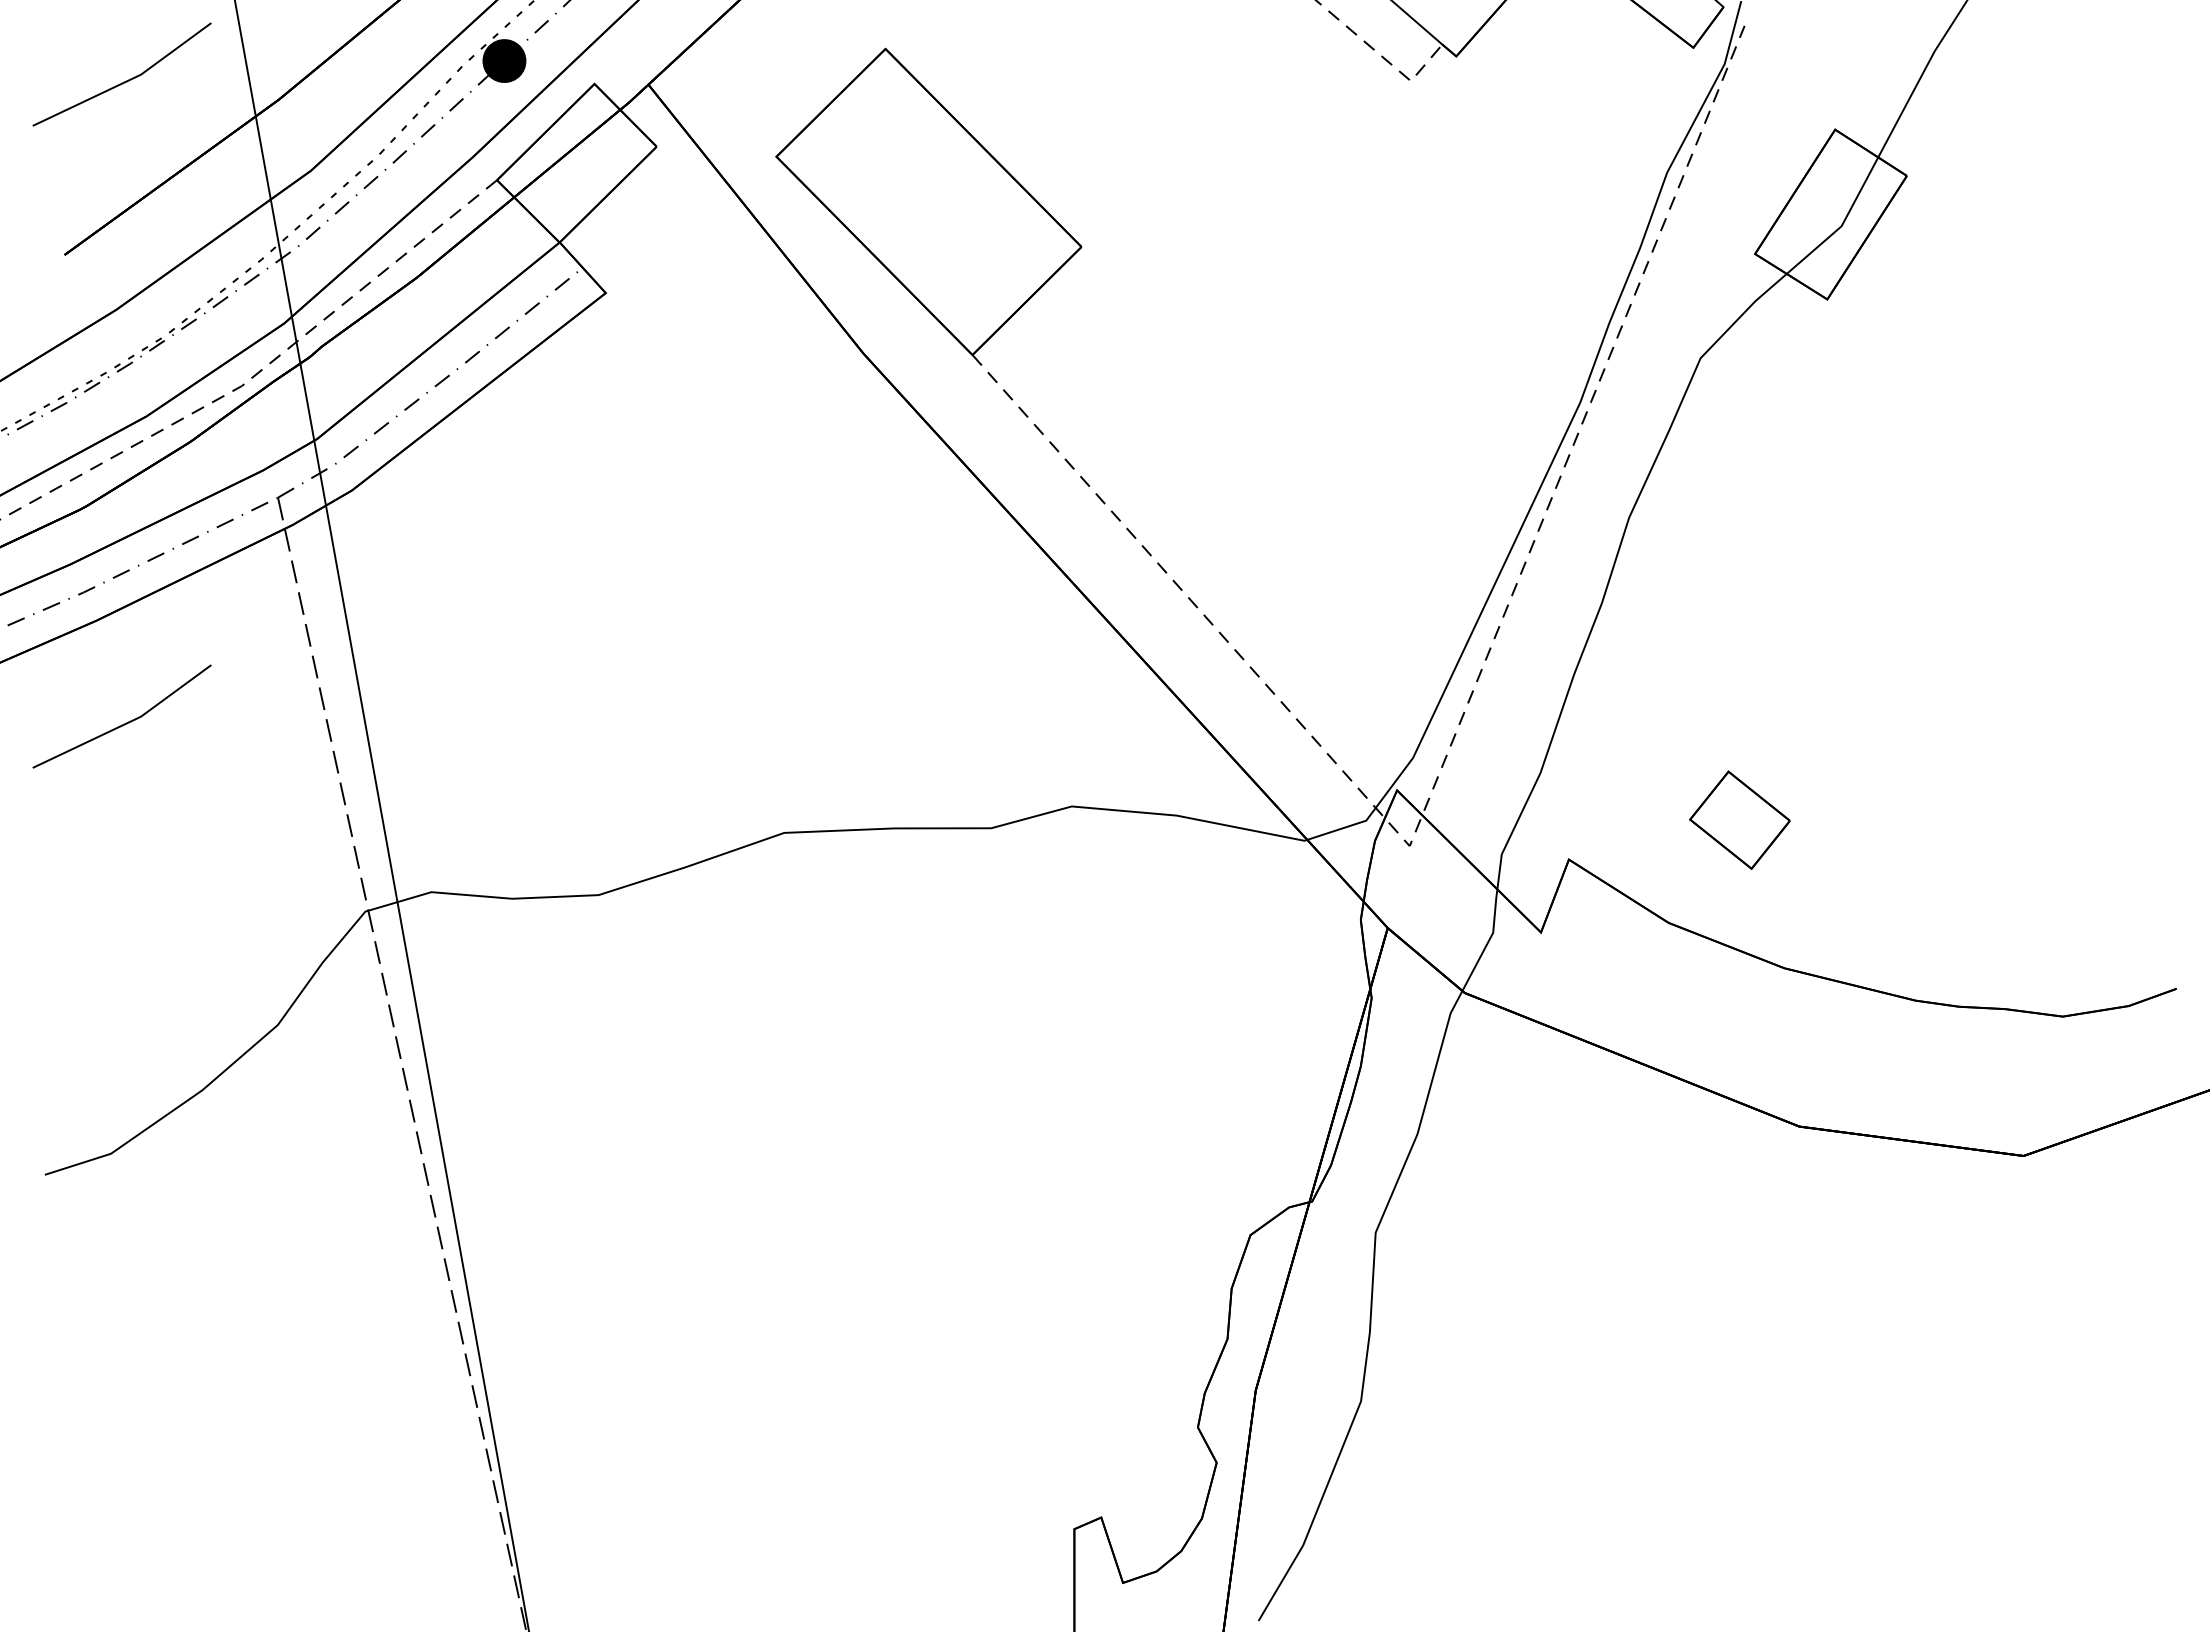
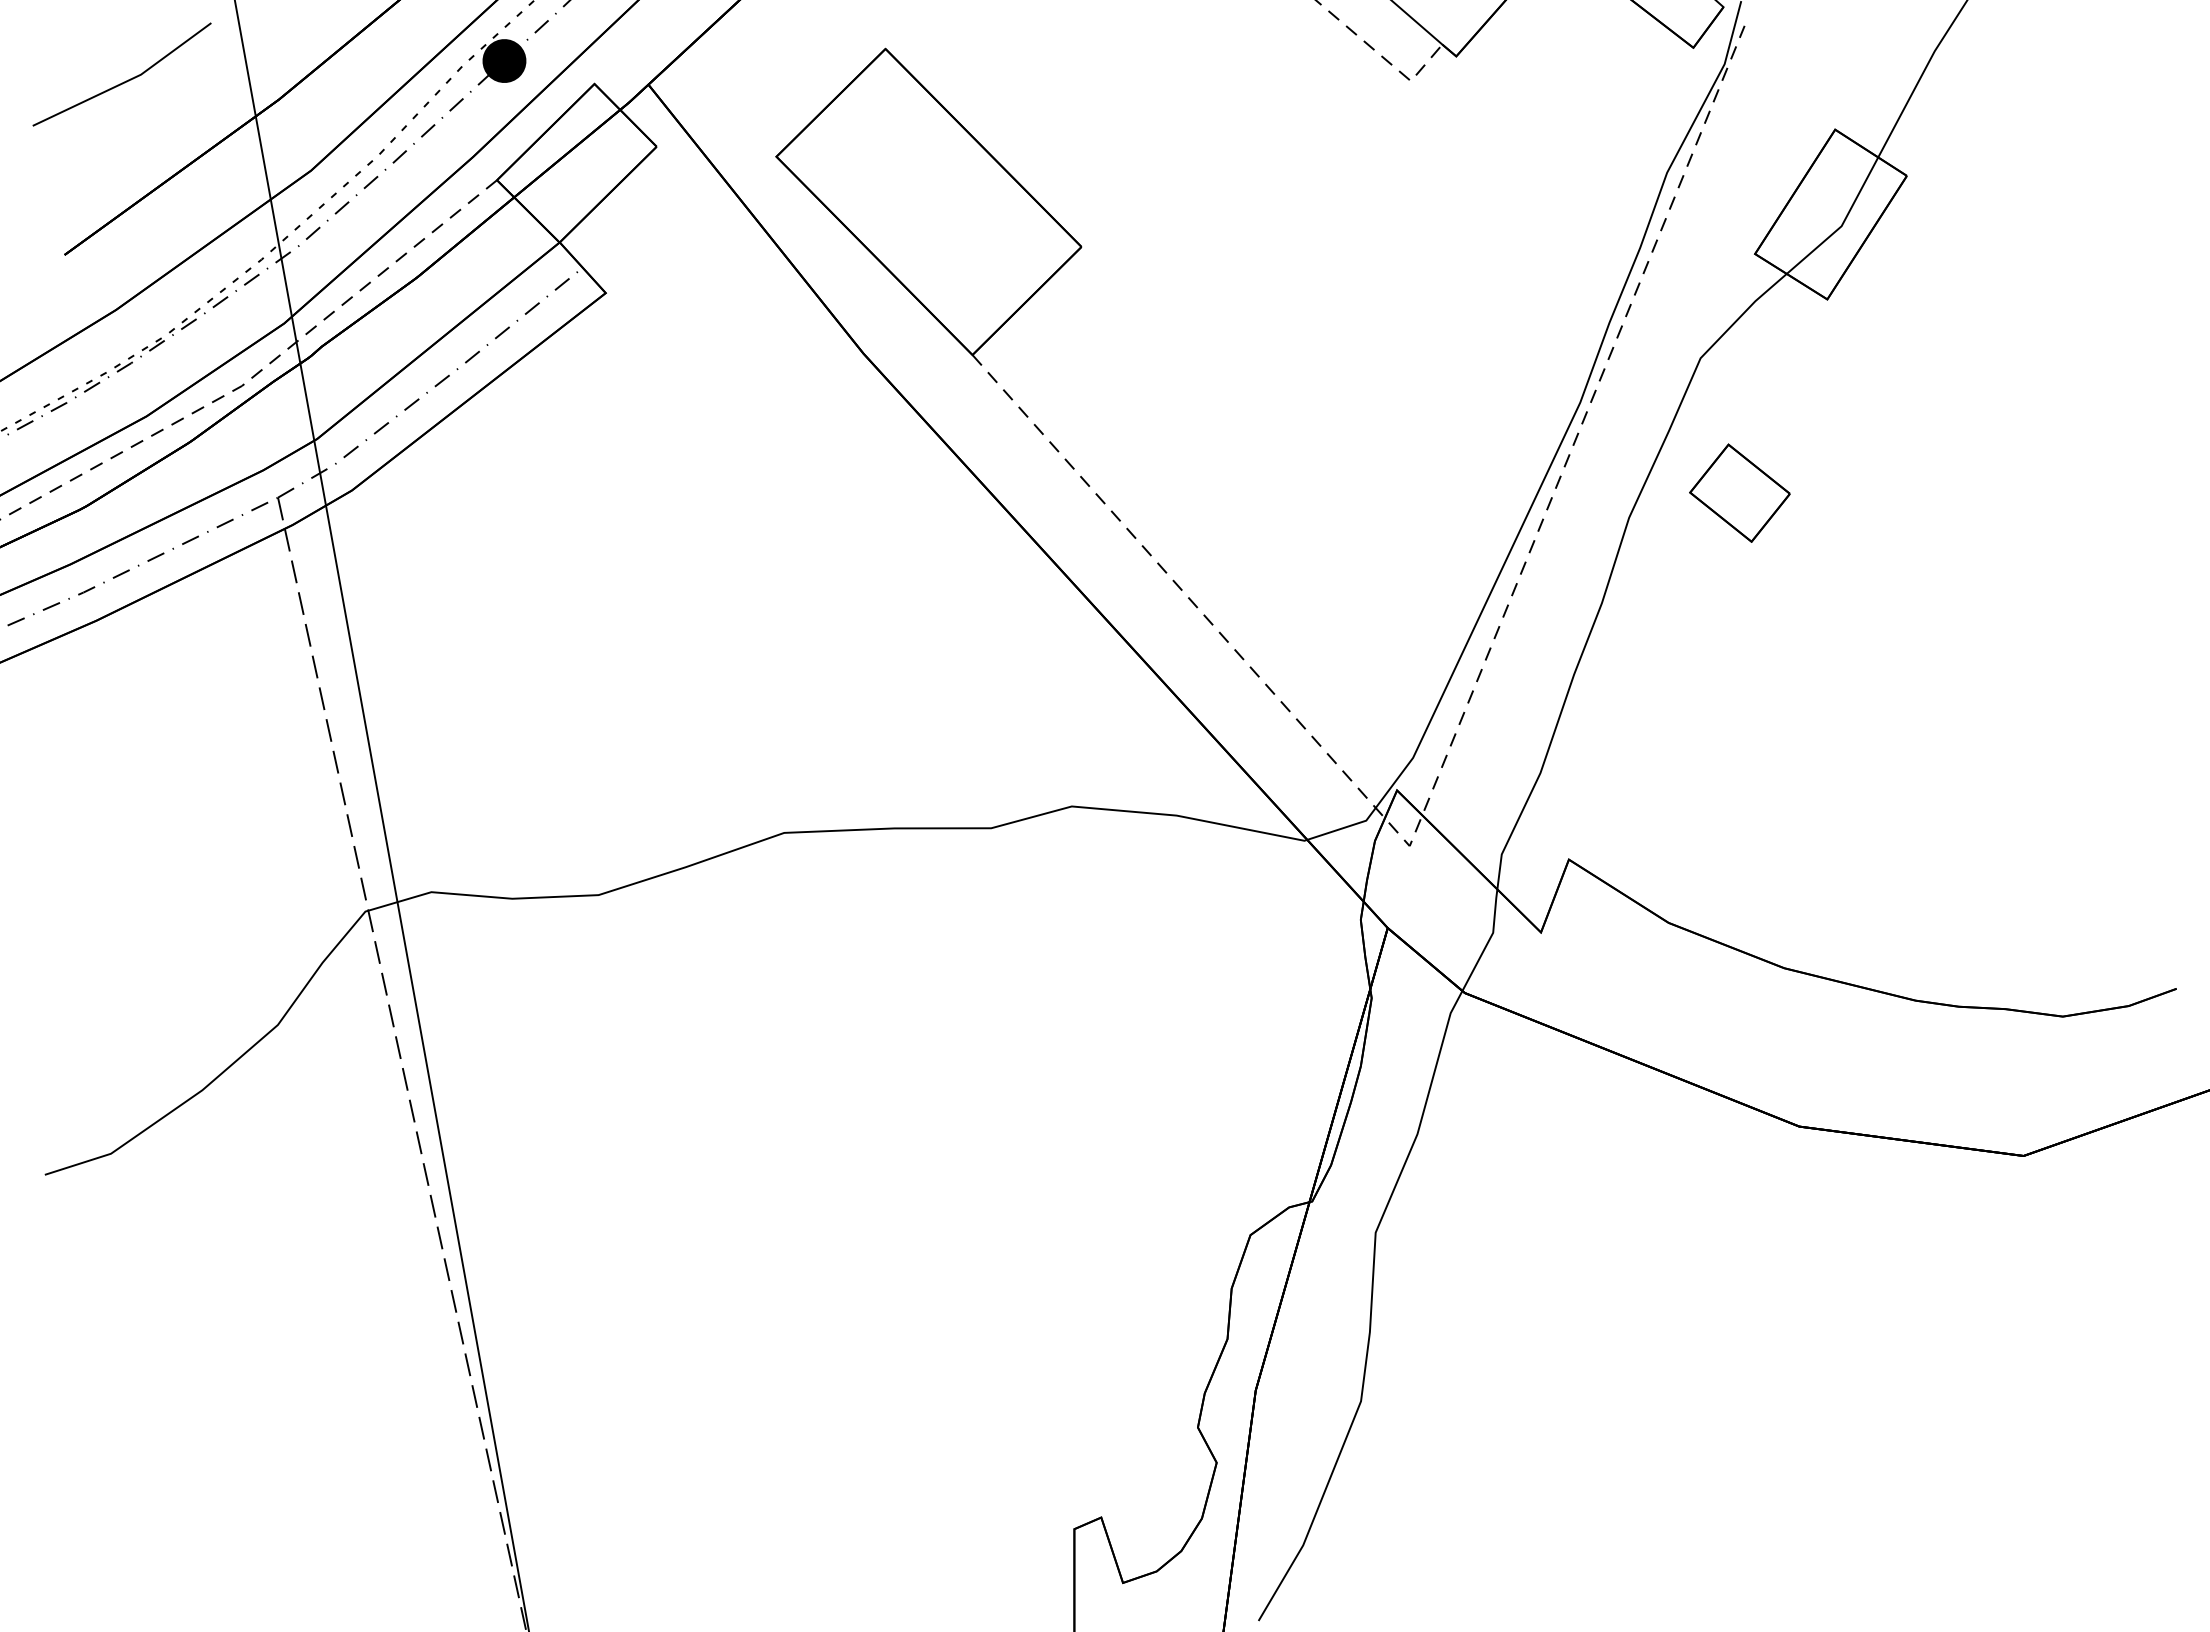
line: present -> none (124, 723)
part position: (1739, 819) -> (1739, 492) (1739, 492)
